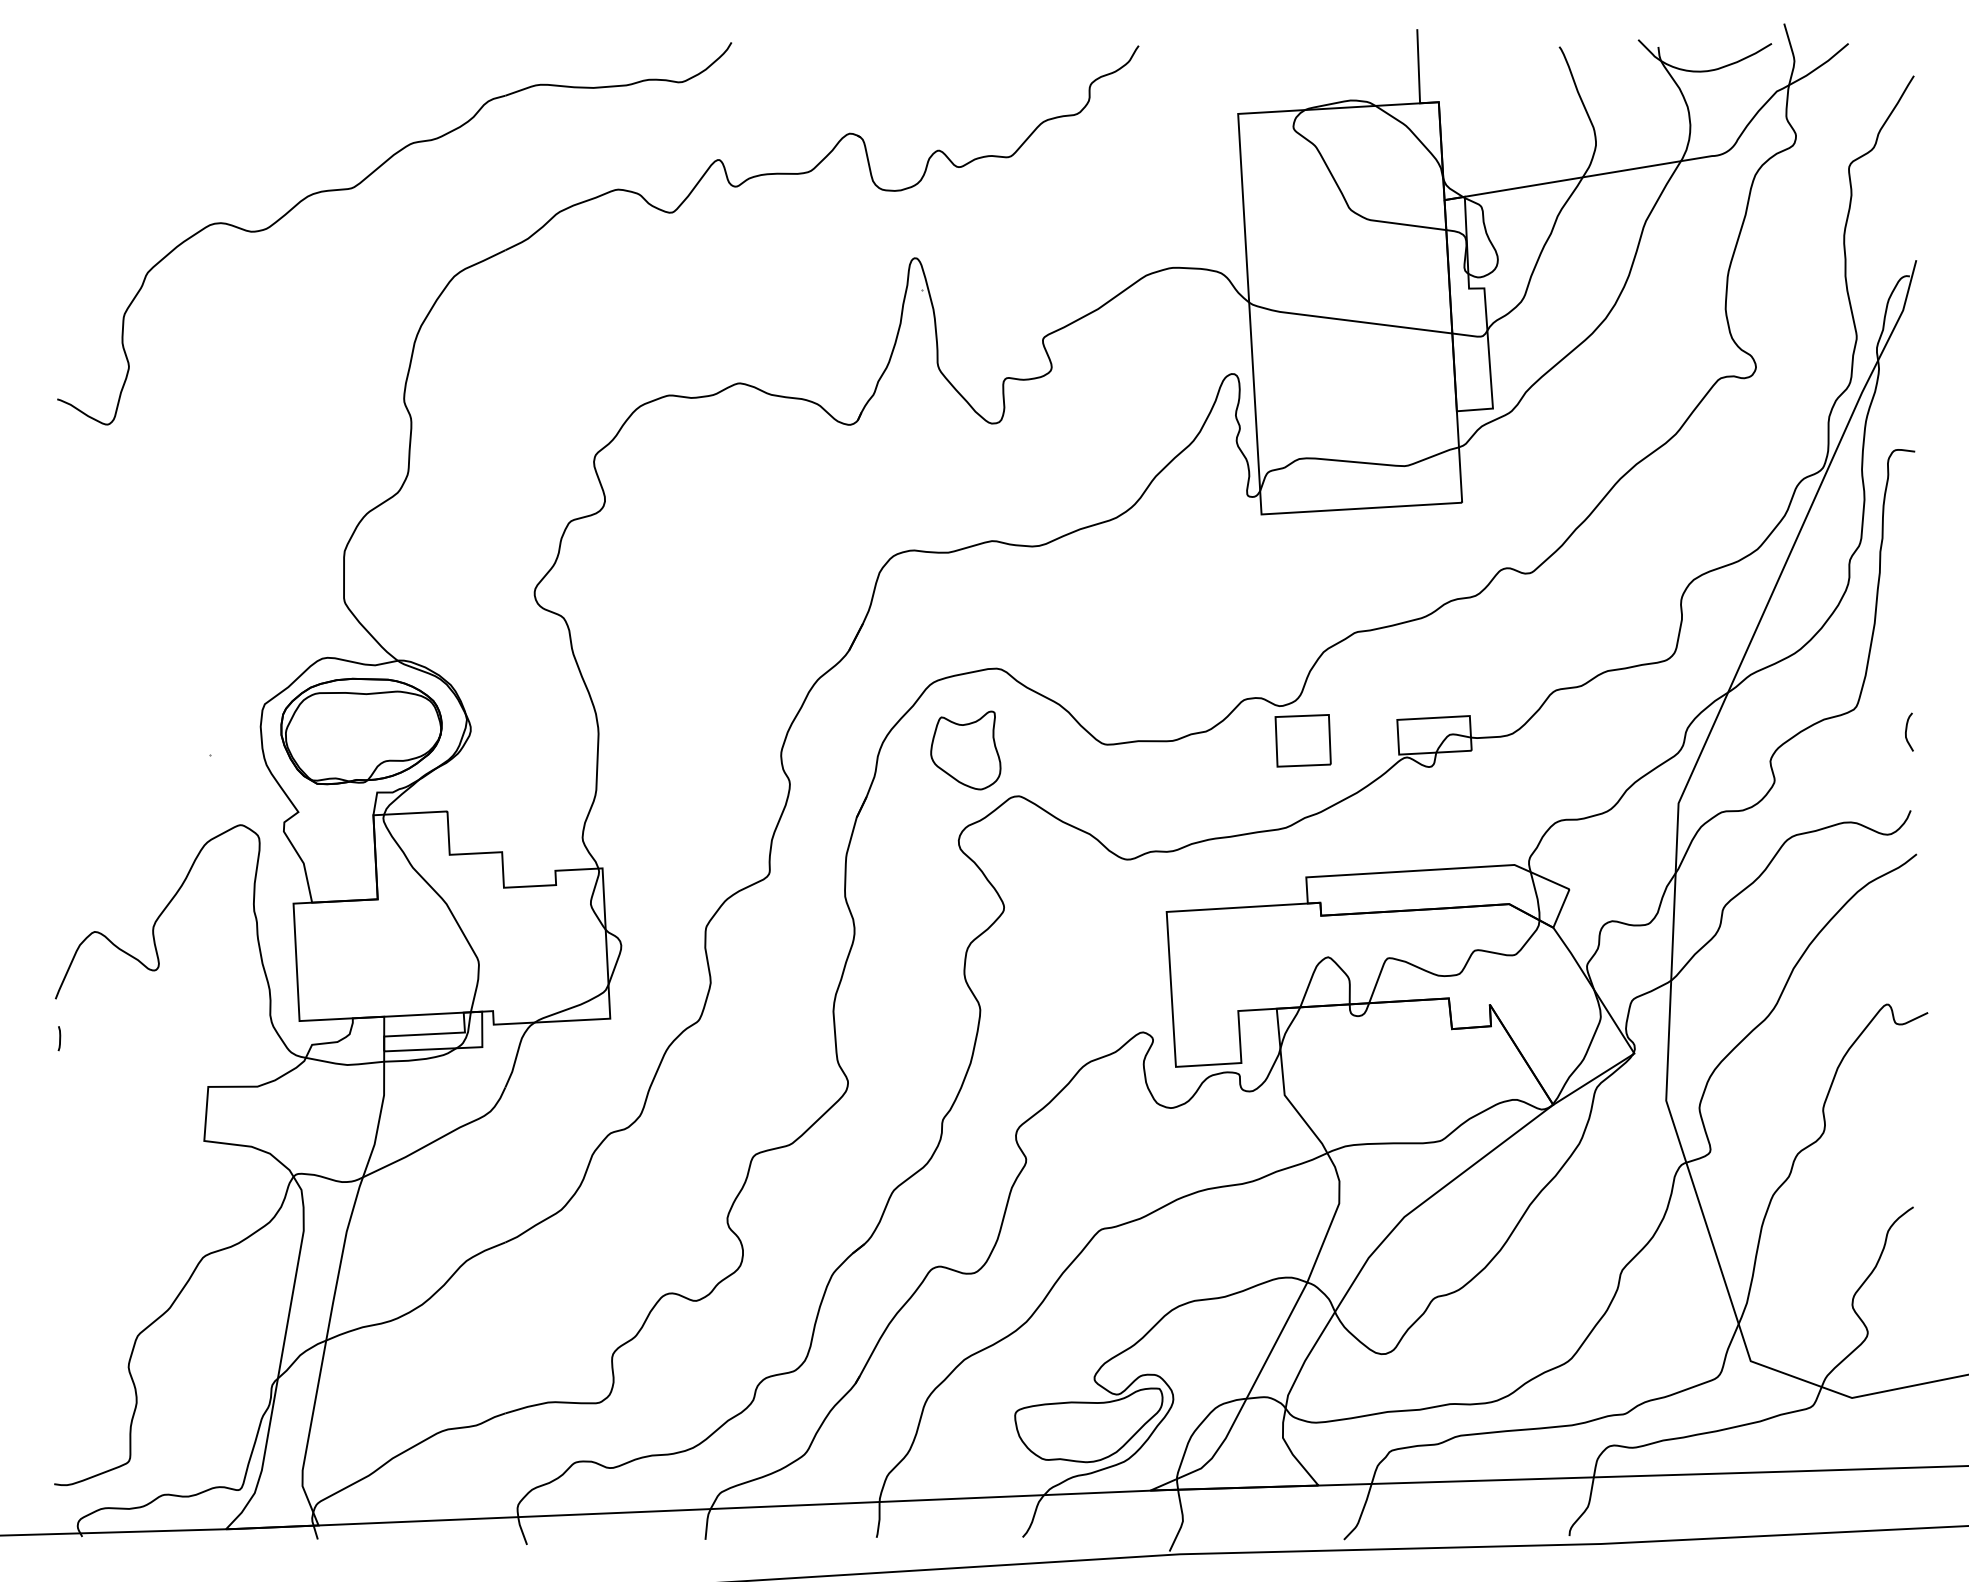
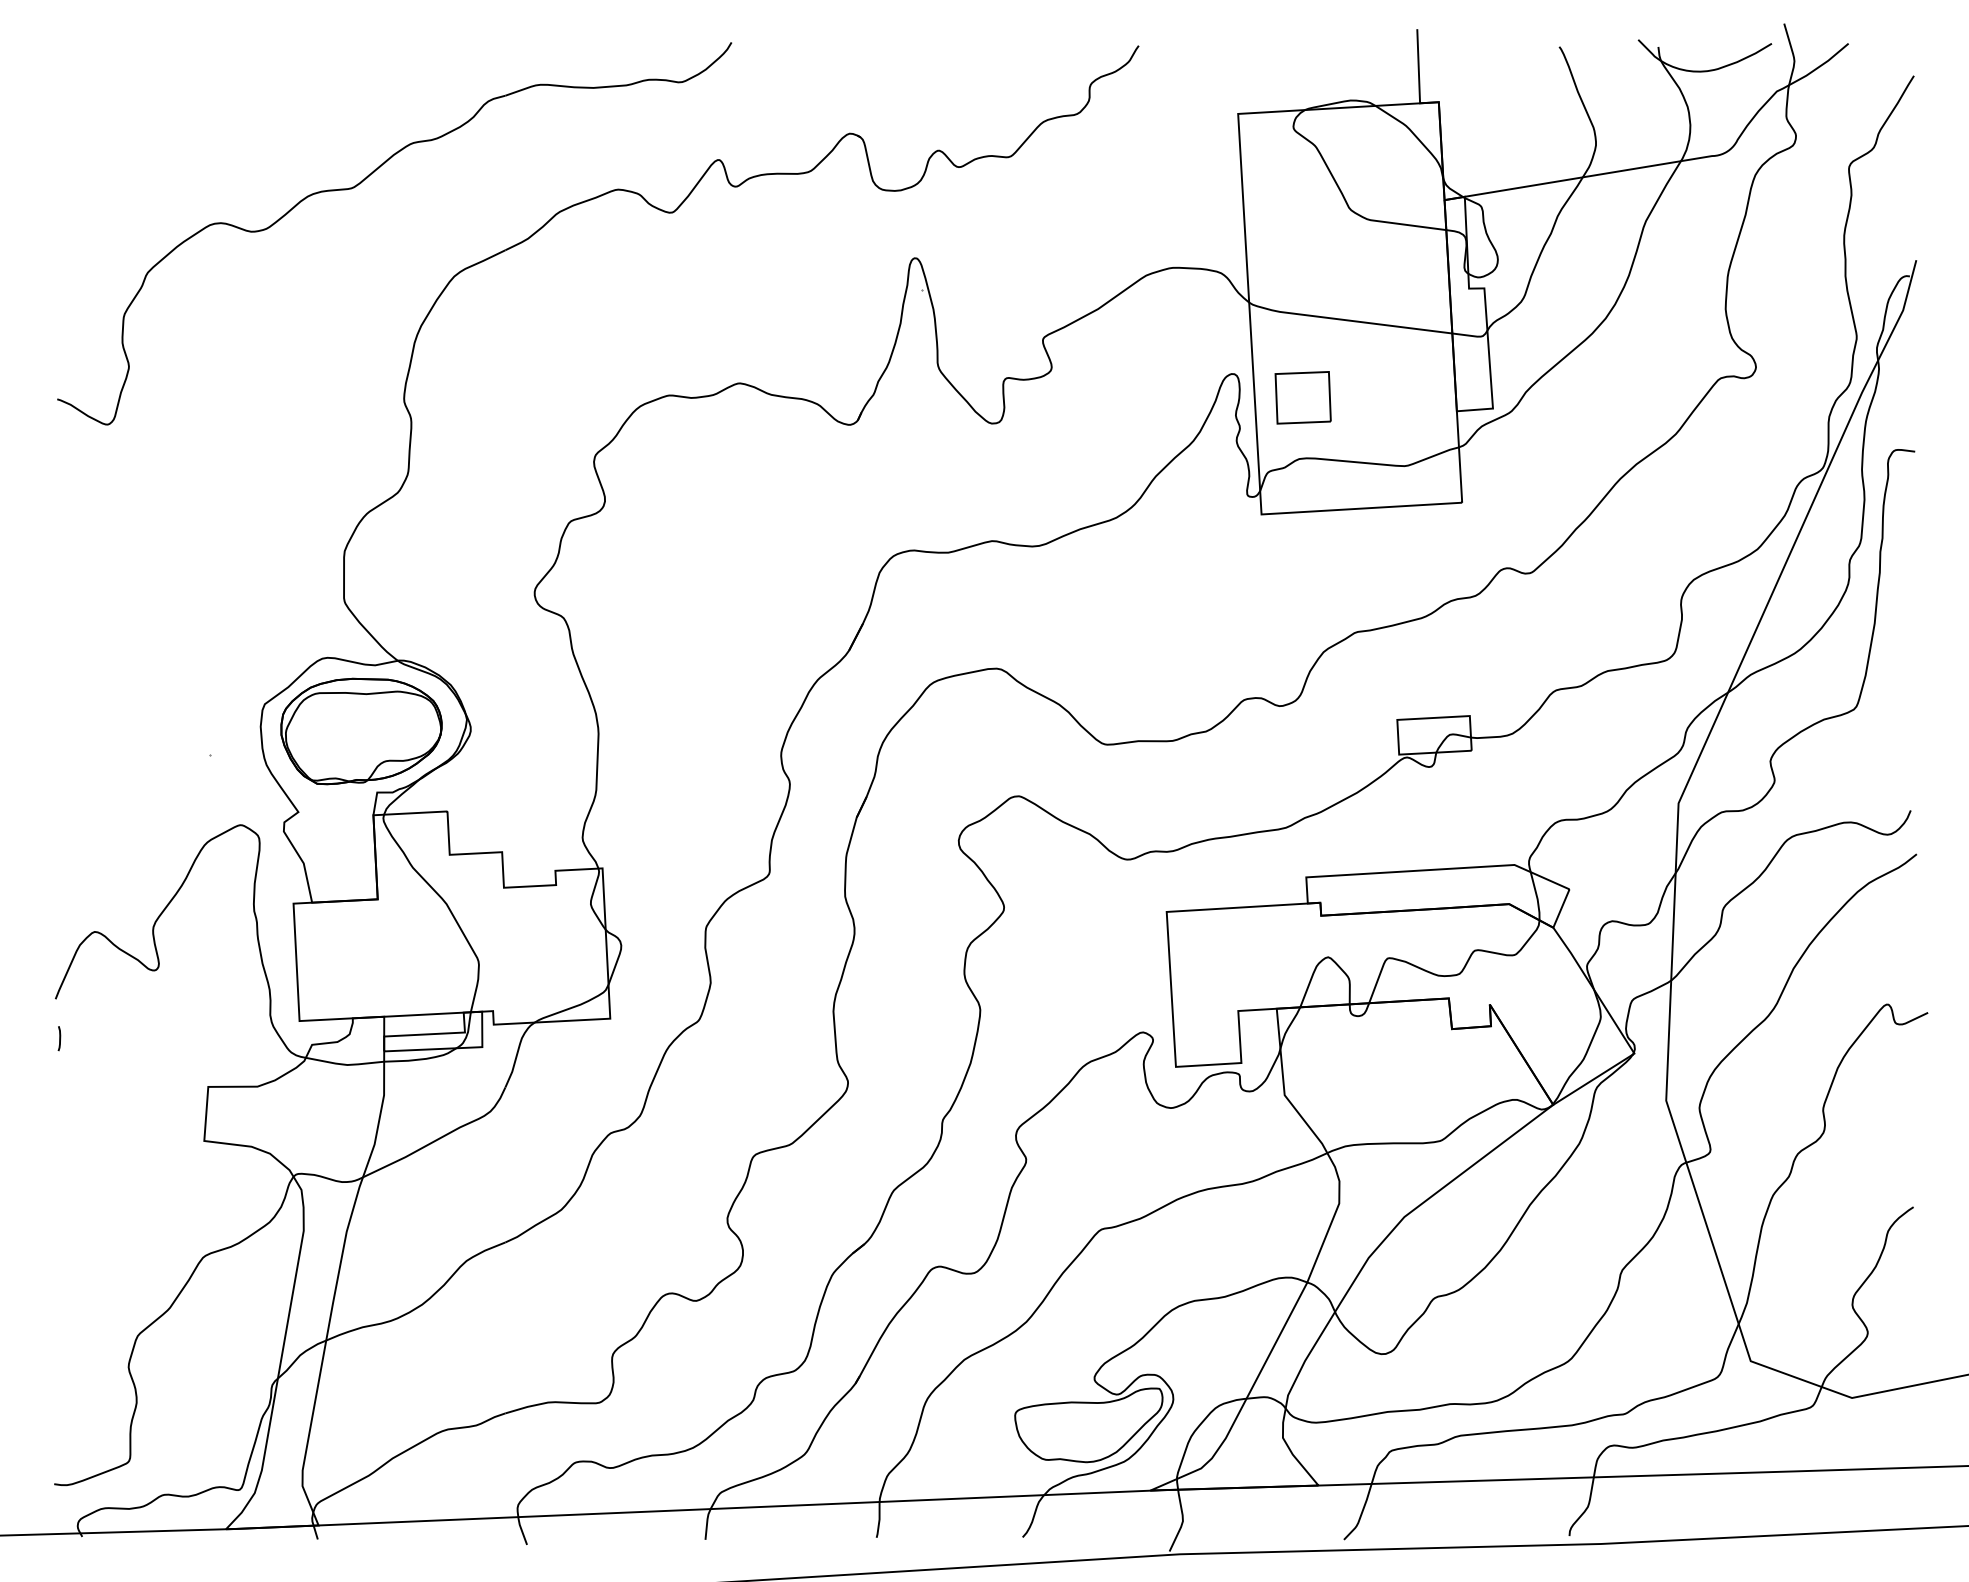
curve: present -> none (1907, 729)
part position: (1302, 740) -> (1302, 397) (1302, 397)
part: present -> none (965, 750)
